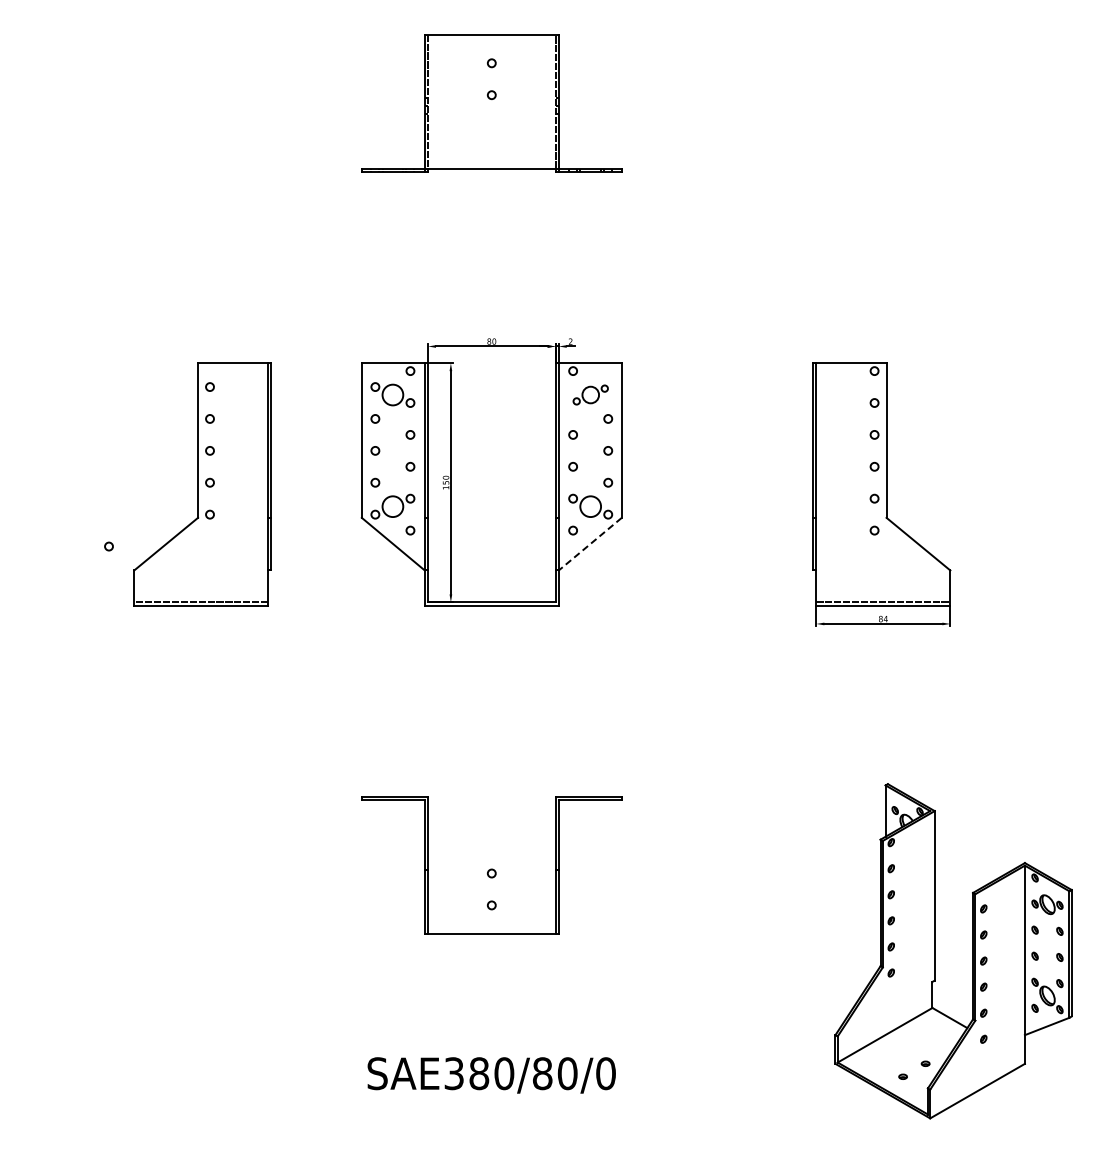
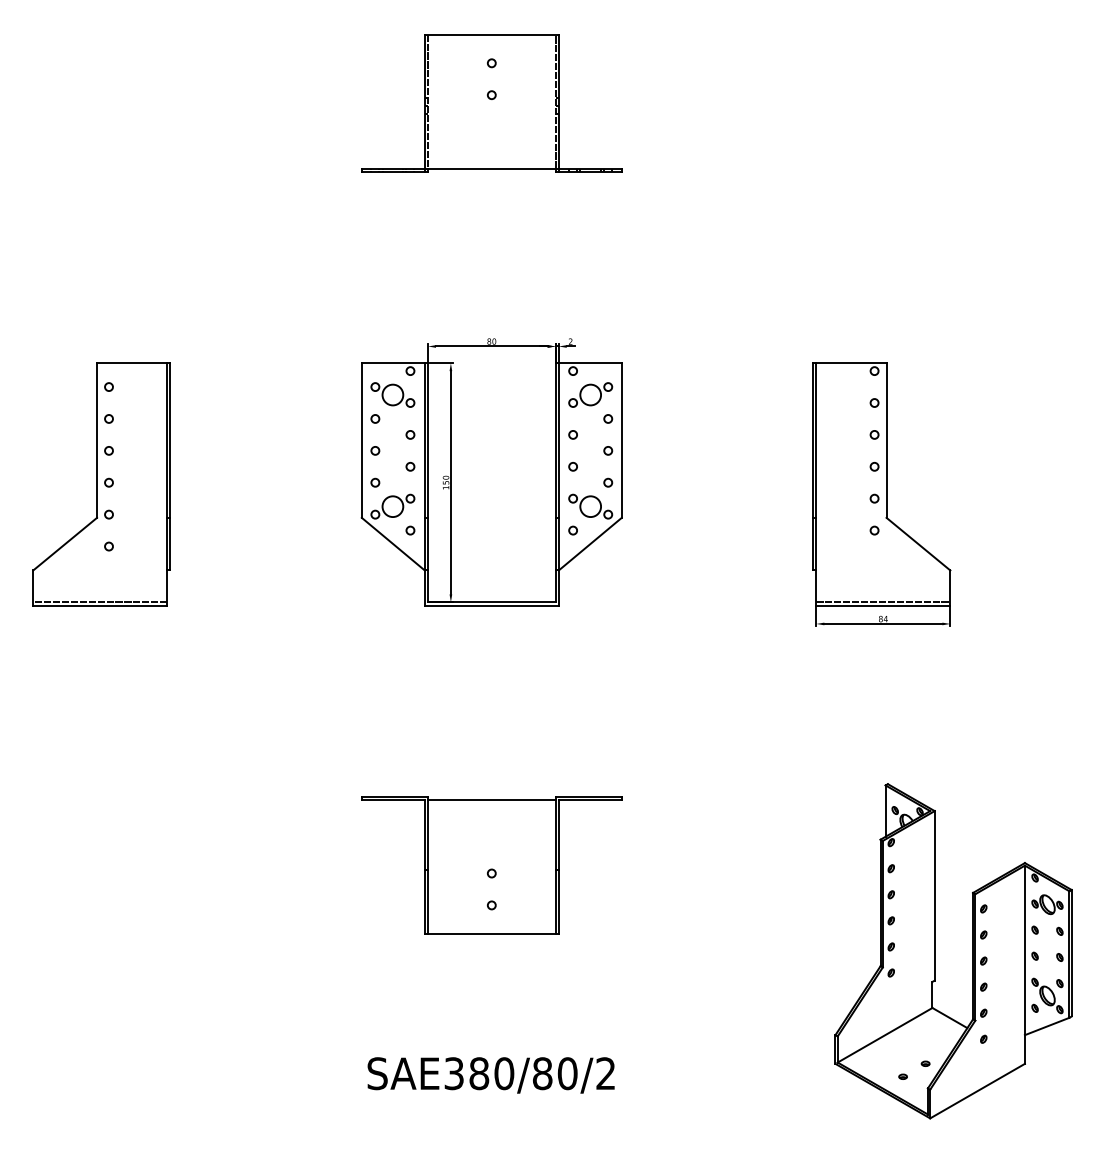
part size: 37x22 px -> 46x26 px (590, 394)
part position: (202, 484) -> (101, 484) (101, 484)
line: dashed -> solid (589, 544)
line: none -> present (491, 800)
text: SAE380/80/0 -> SAE380/80/2 (605, 1073)
